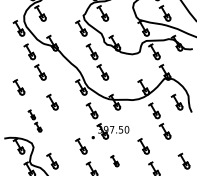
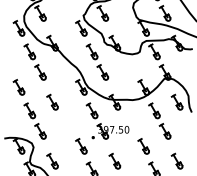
part size: 16x24 px -> 24x38 px (34, 120)
part position: (183, 160) -> (176, 160) (176, 160)
part size: 10x13 px -> 14x18 px (114, 160)
